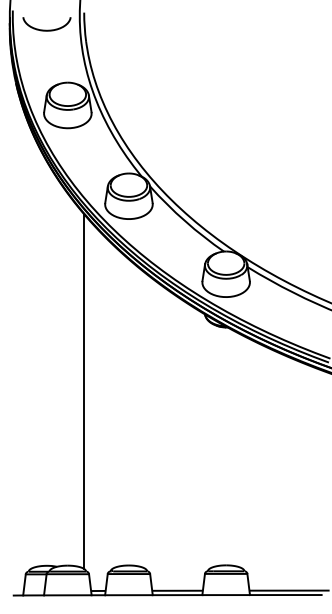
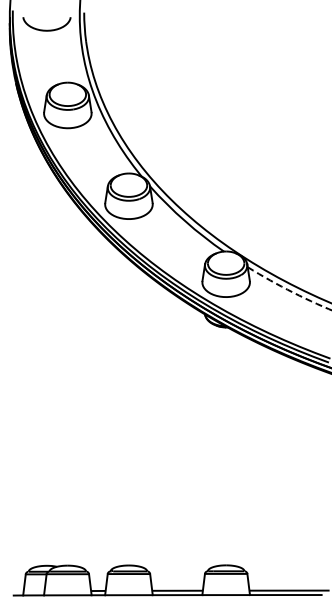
arc: solid -> dashed (289, 290)
line: present -> none (84, 391)
